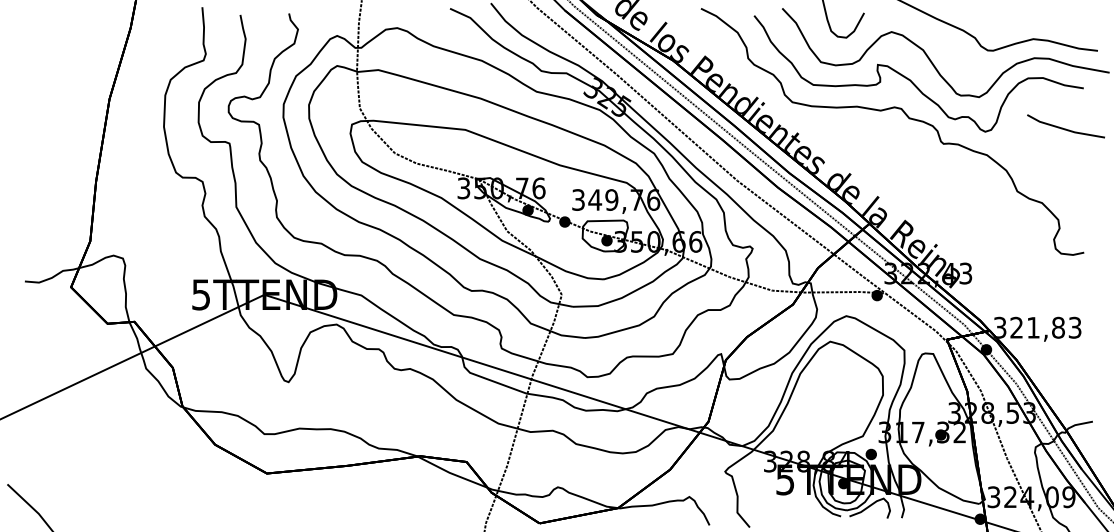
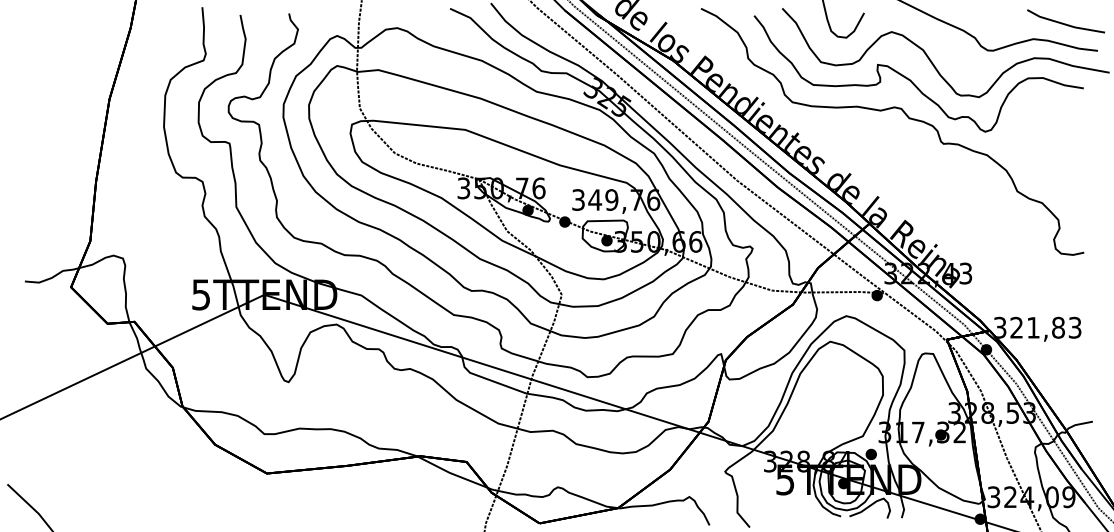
part position: (1065, 126) -> (1065, 21) (1065, 21)
